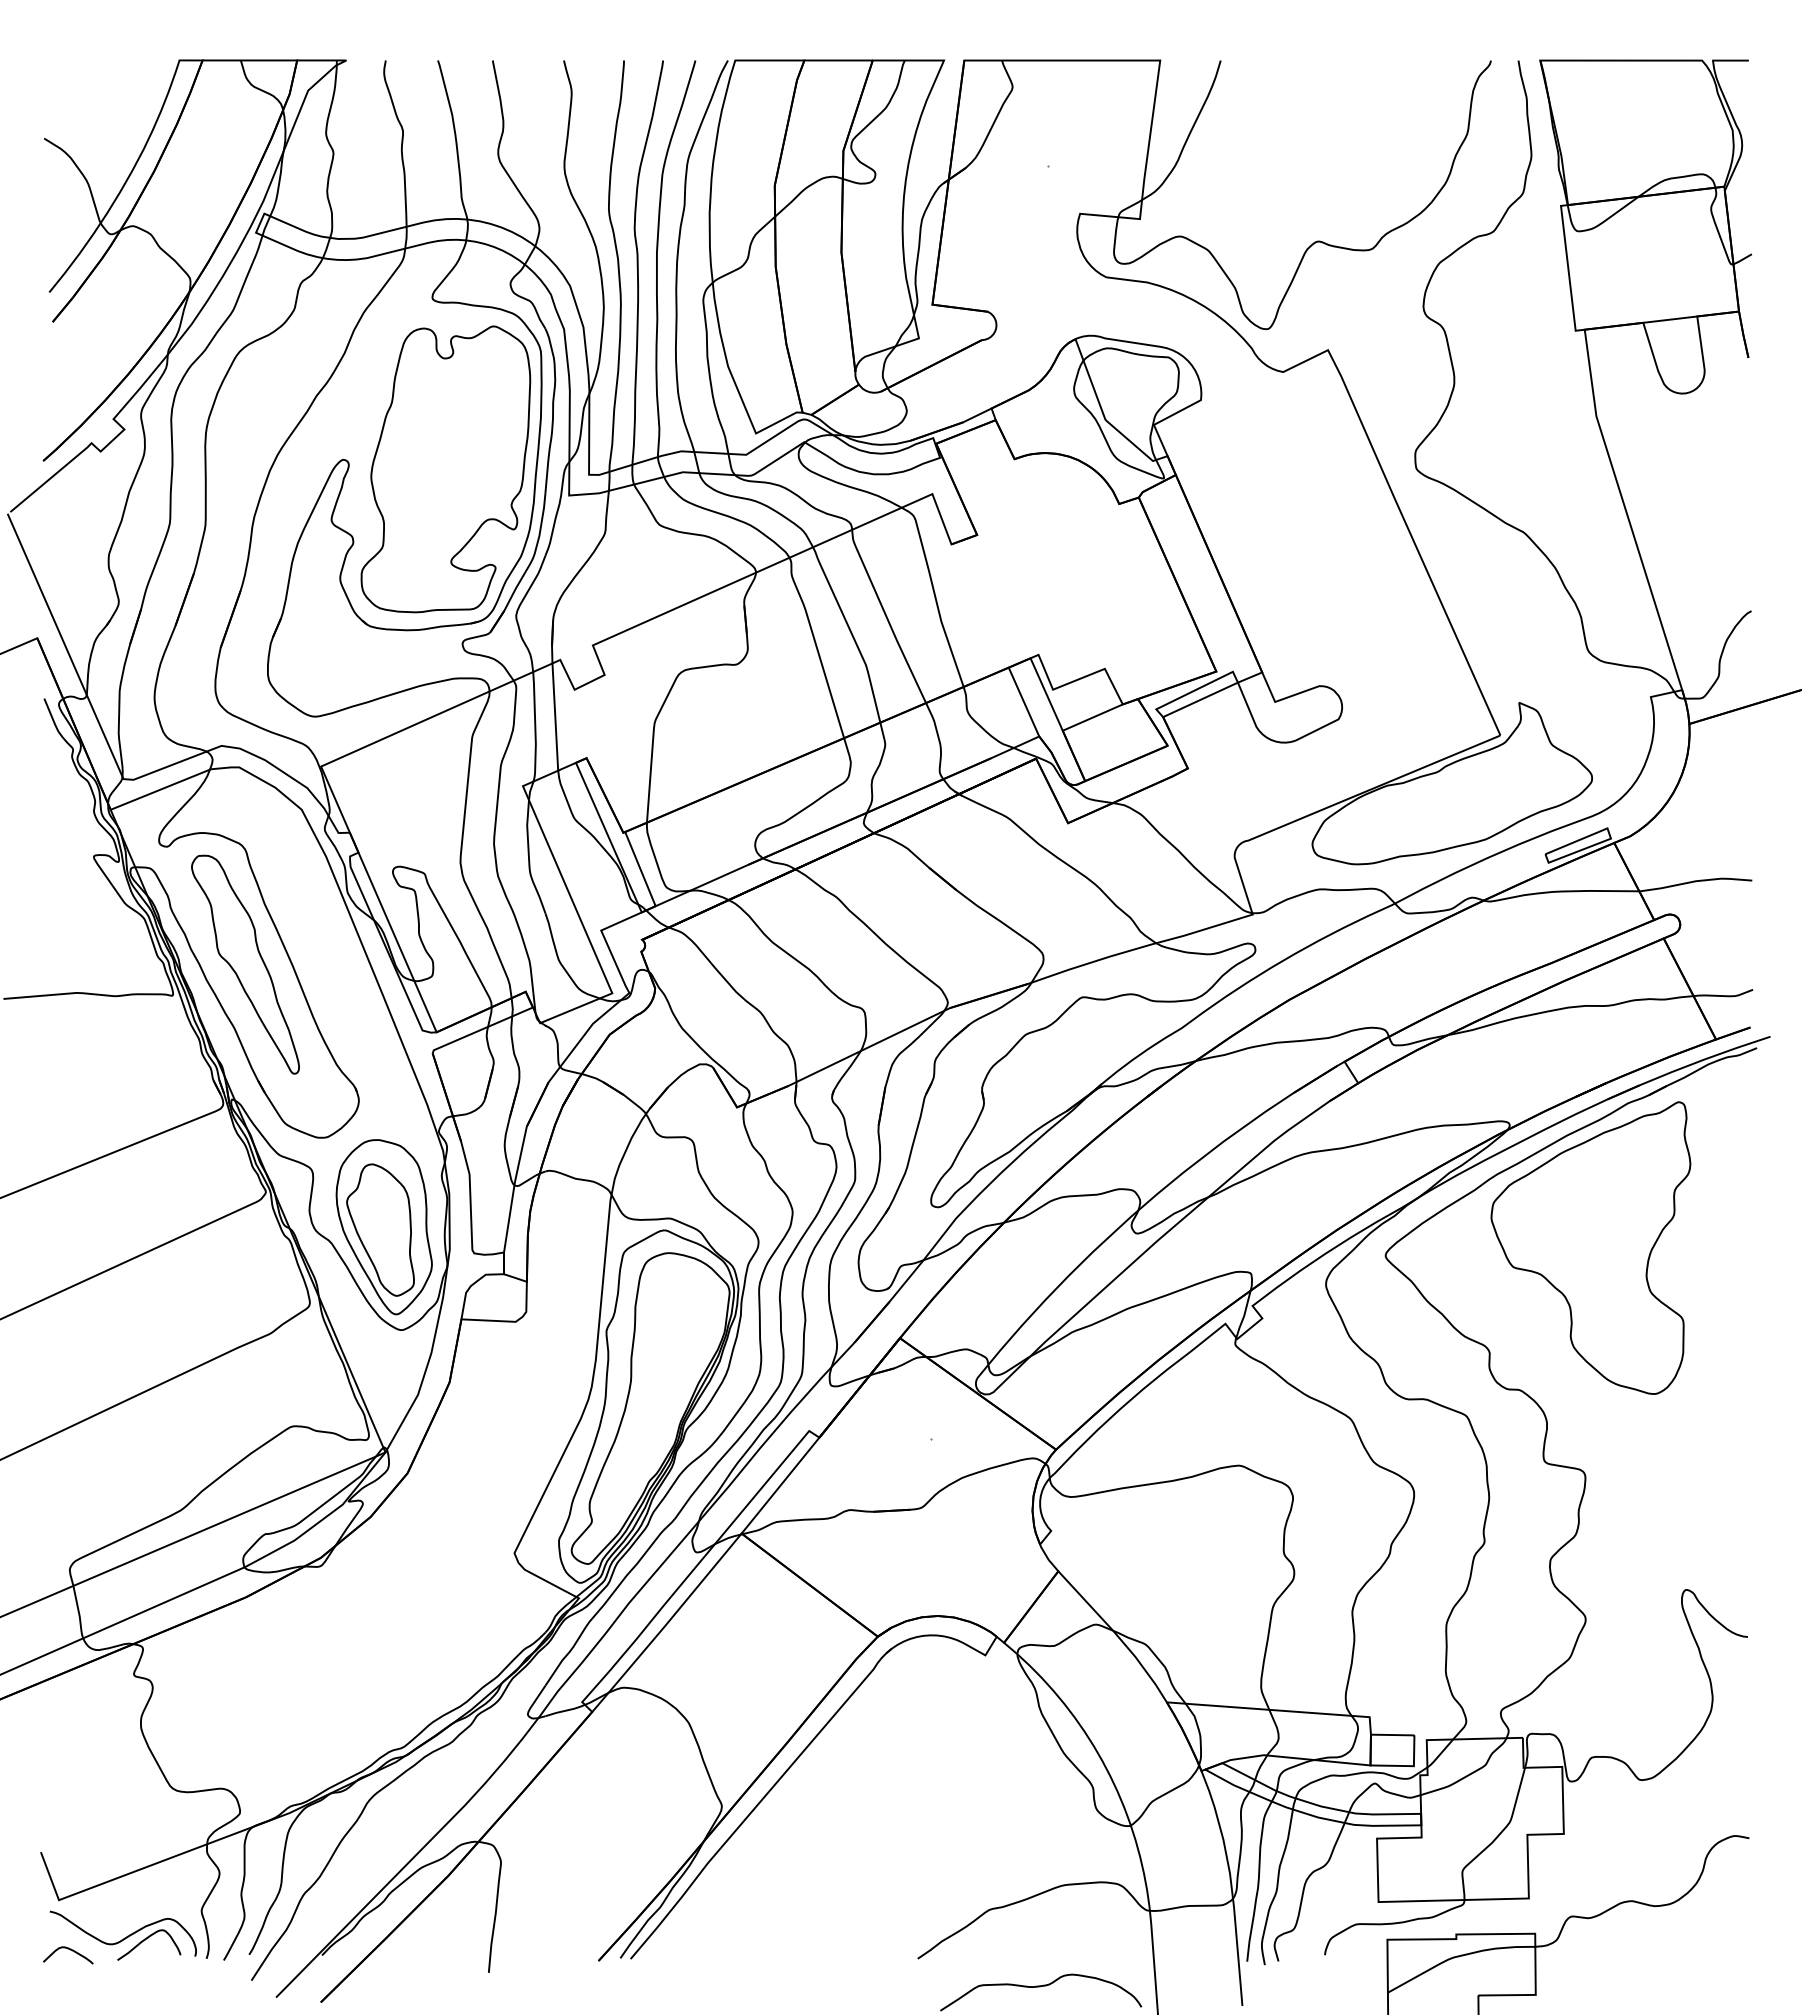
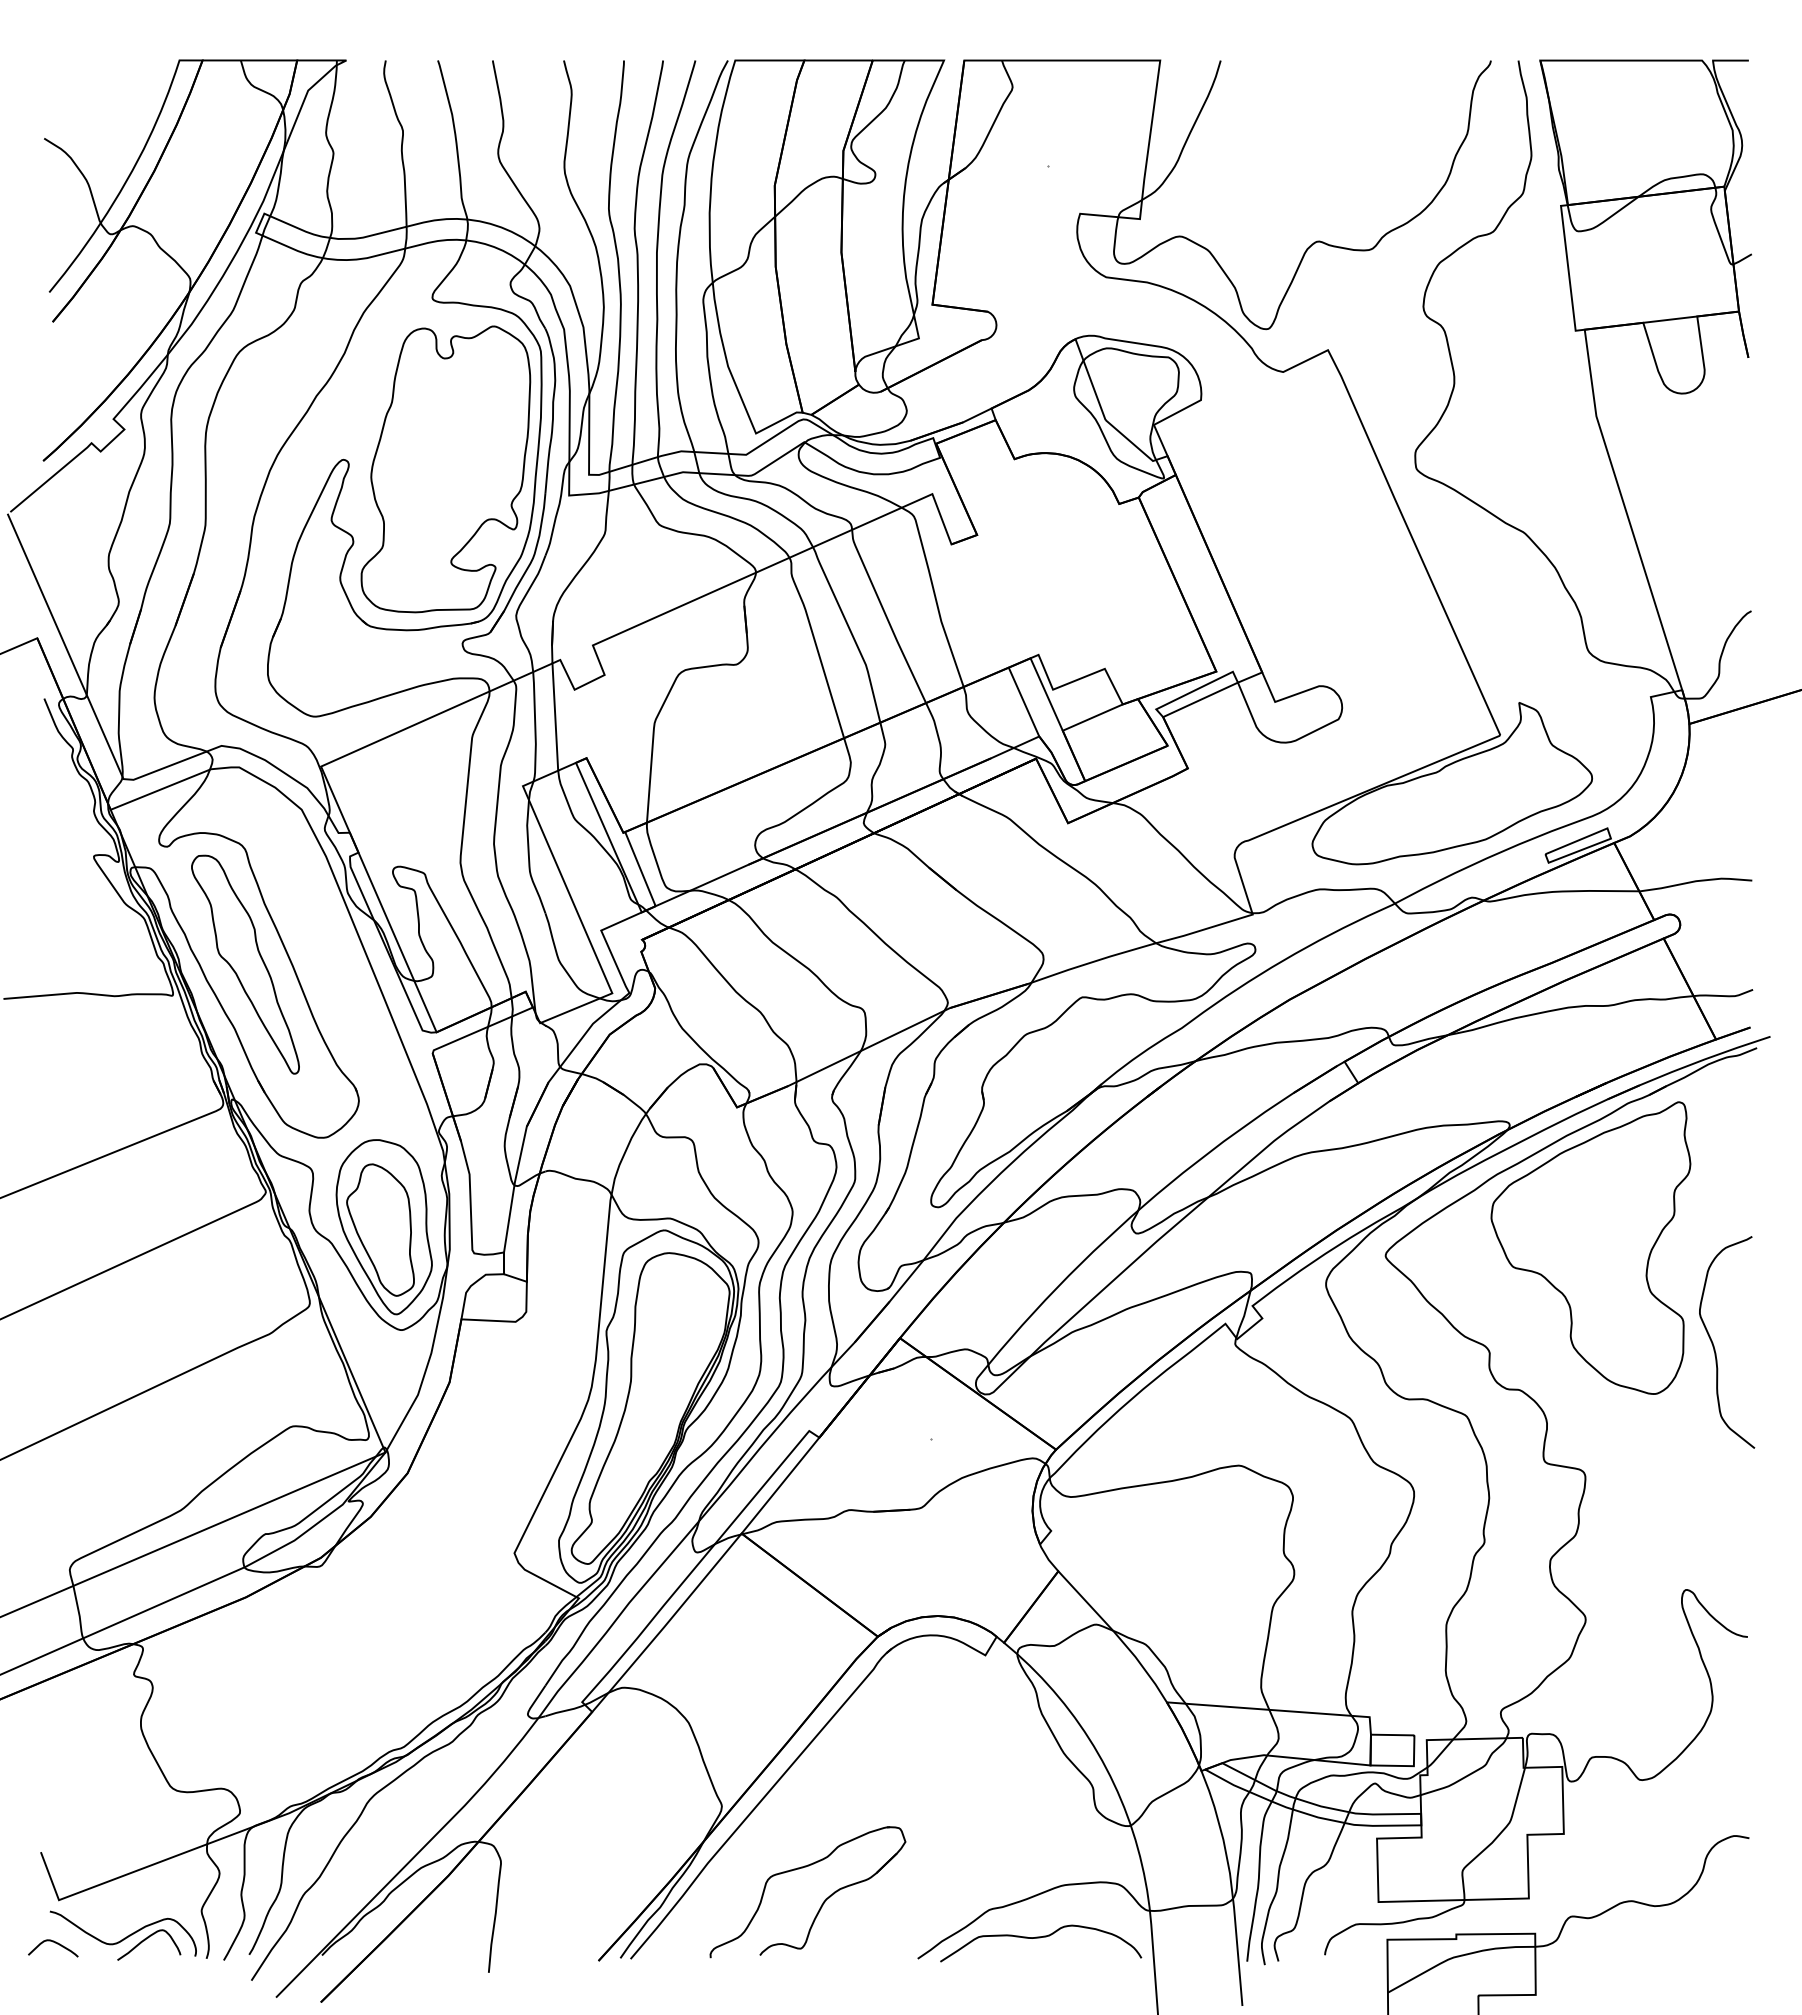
curve: none -> present (1714, 1345)
part: none -> present (822, 1902)
curve position: (70, 1950) -> (55, 1943) (55, 1943)
curve position: (1040, 1987) -> (1040, 1938) (1040, 1938)
